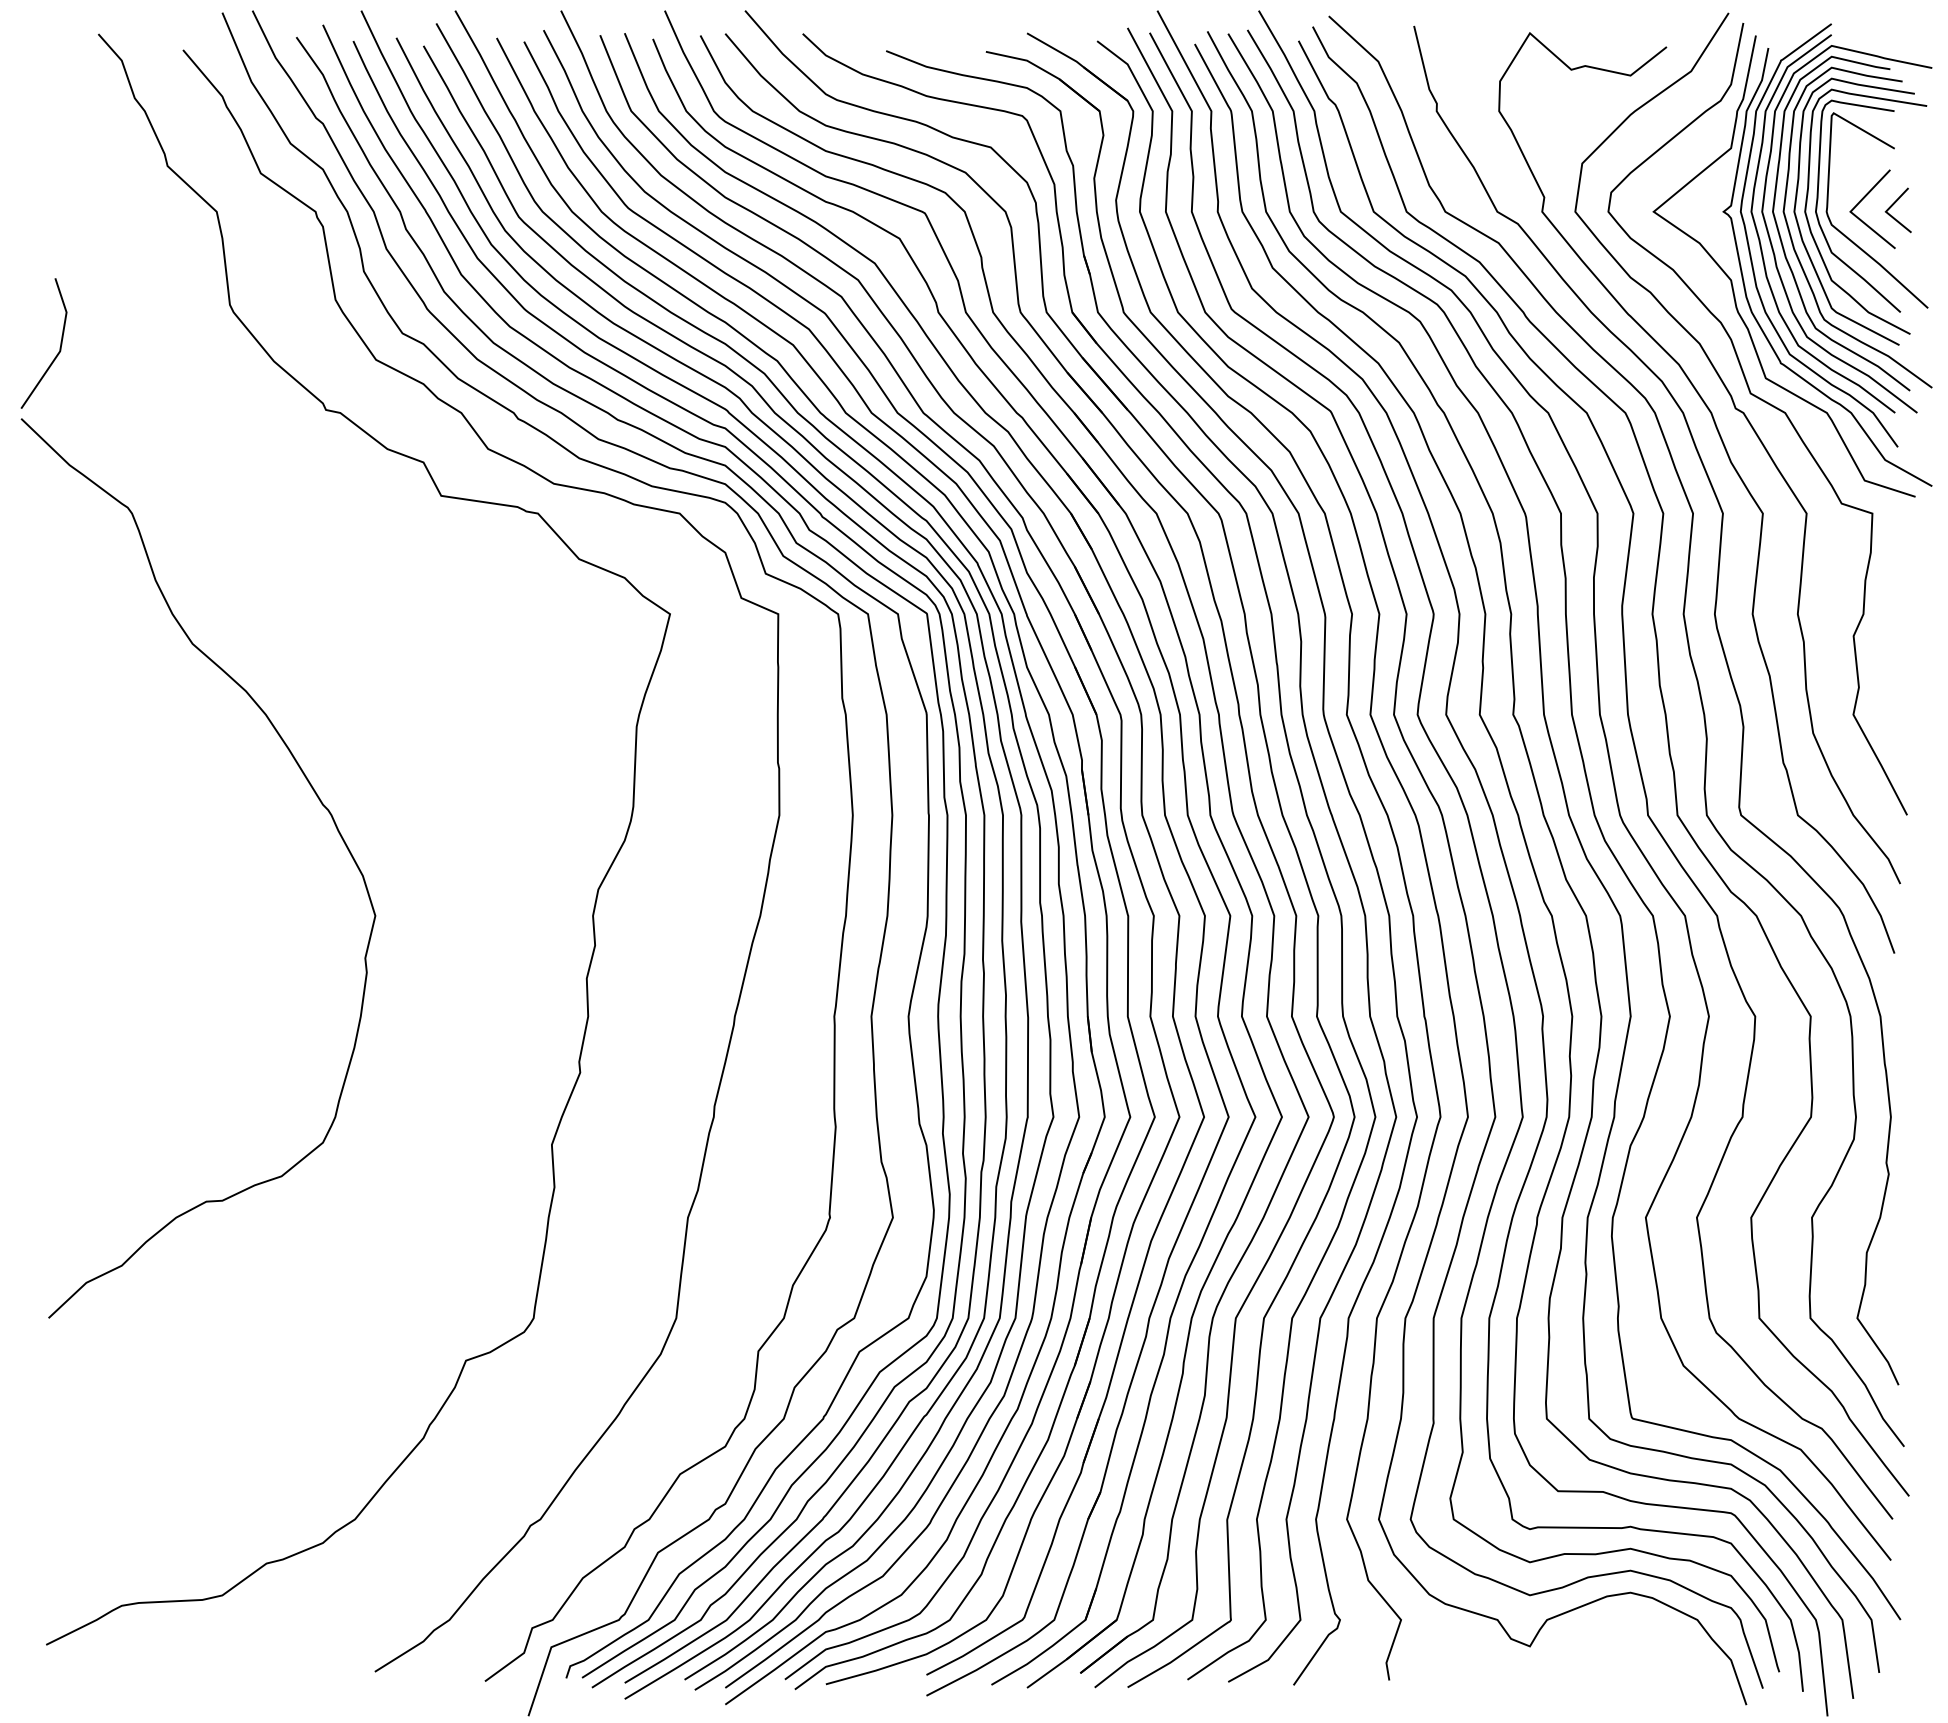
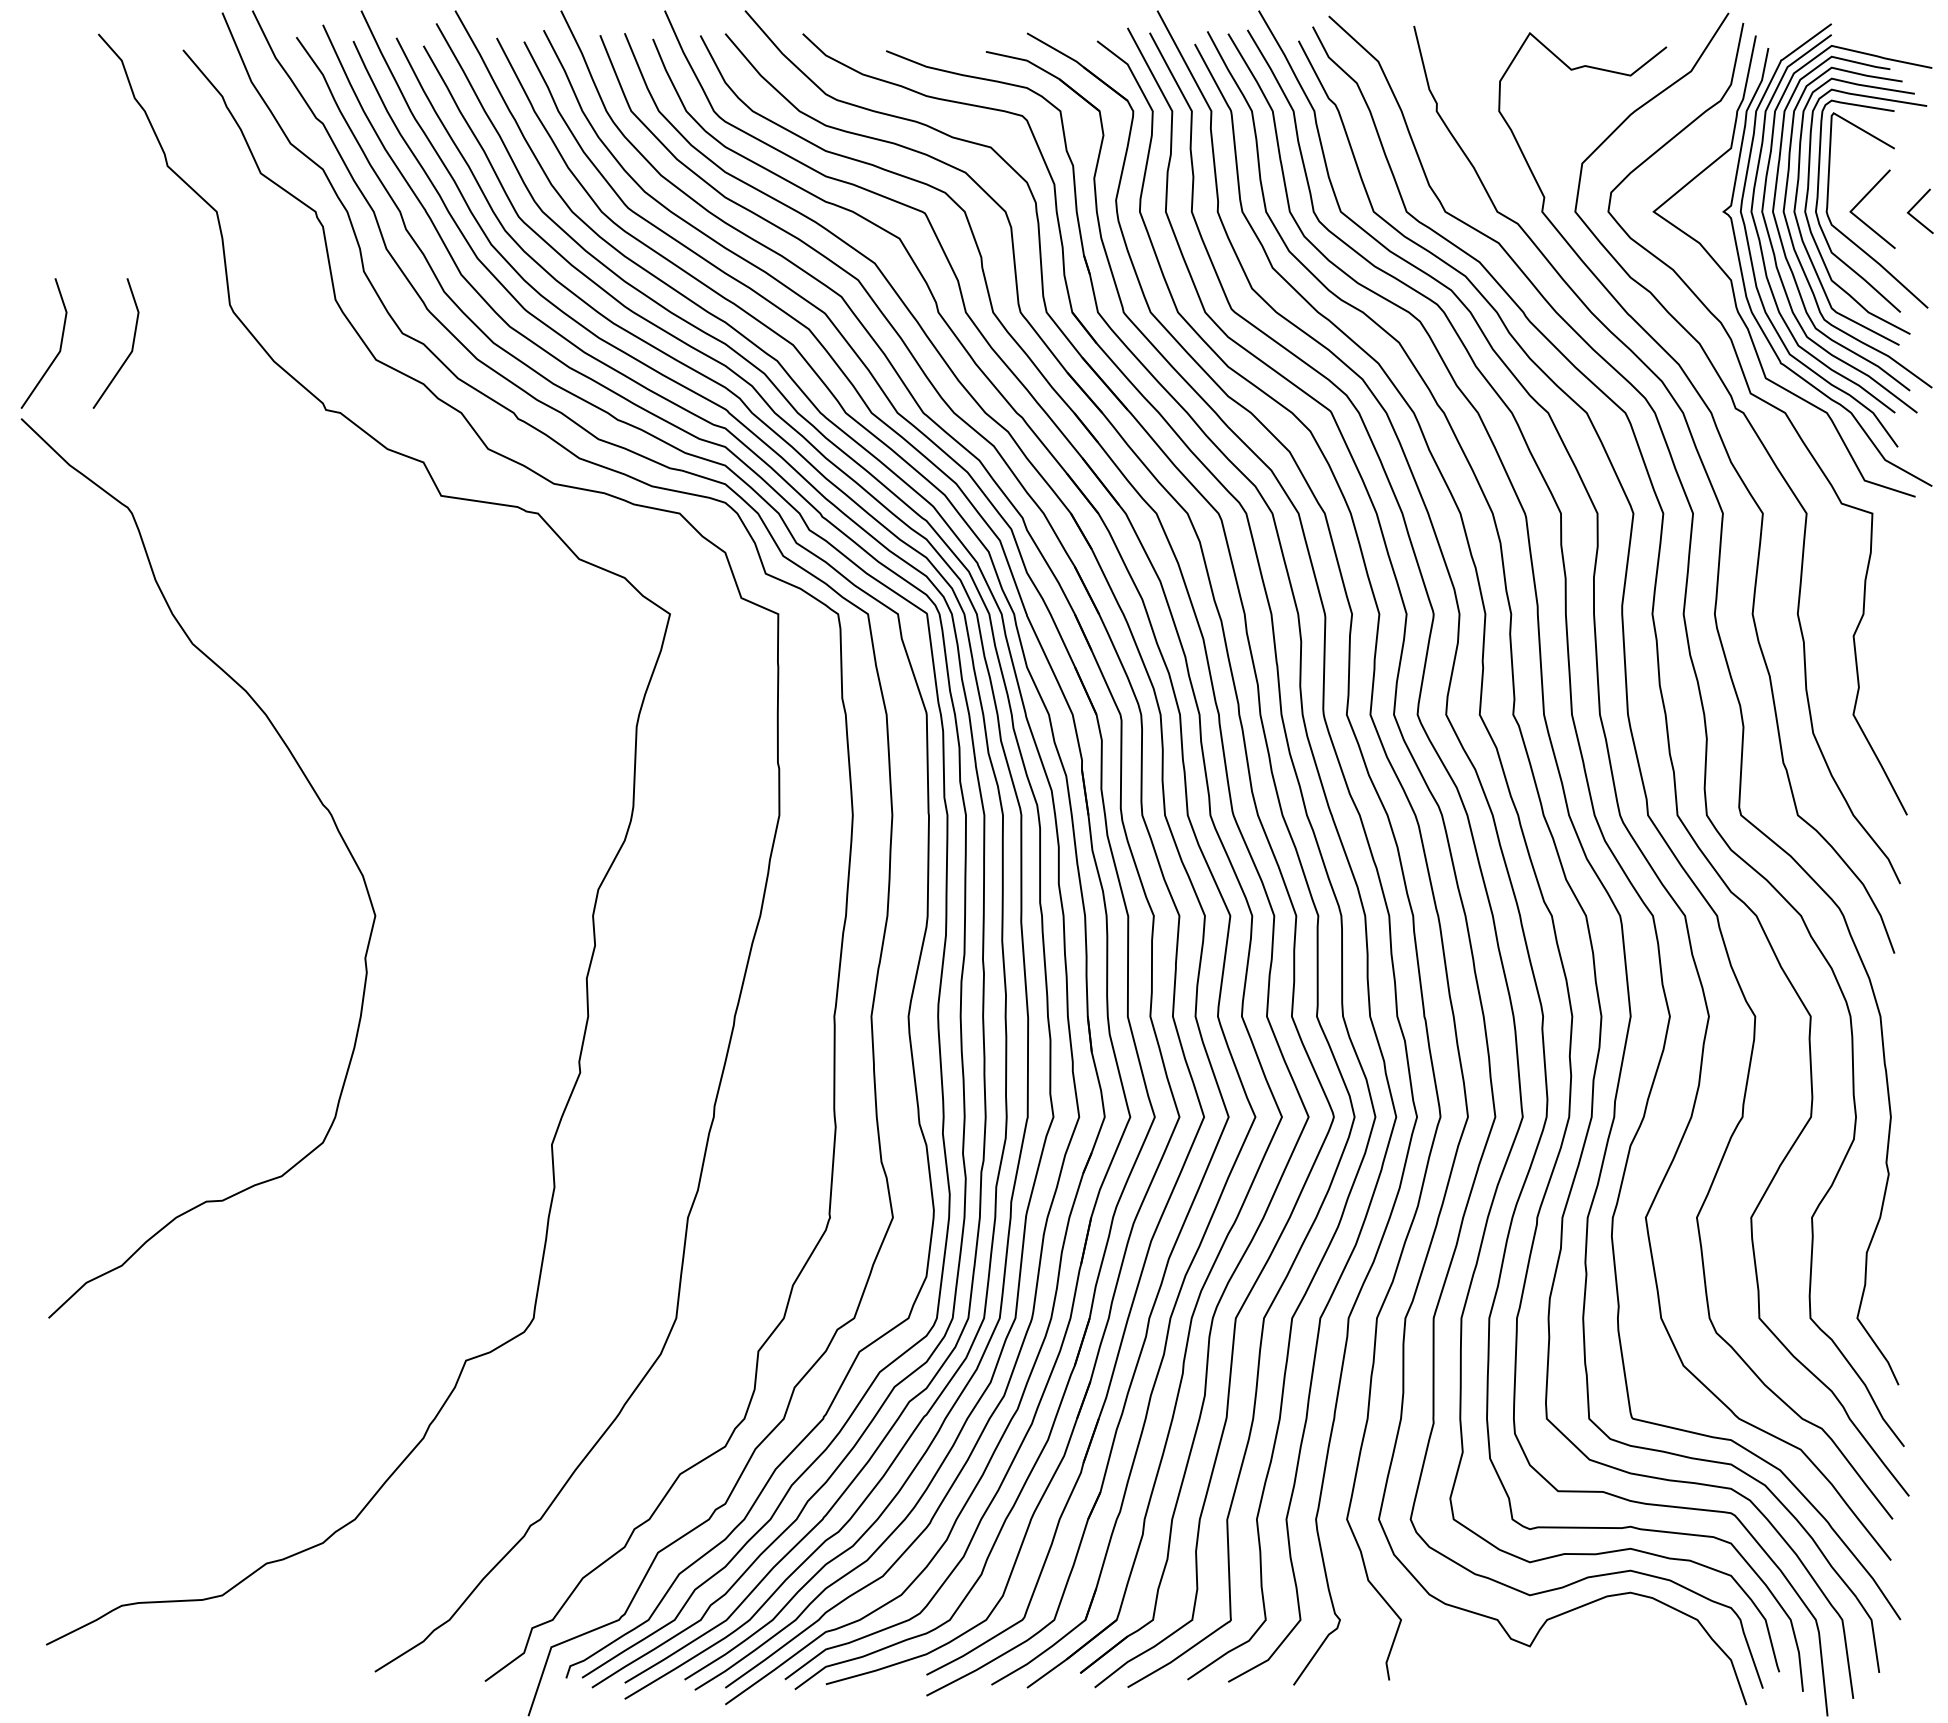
line position: (1893, 205) -> (1915, 206) (1915, 206)
line: none -> present (131, 347)
